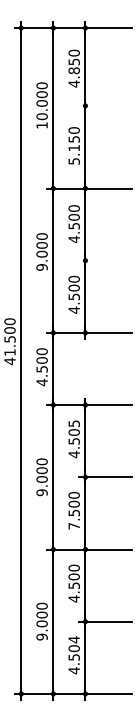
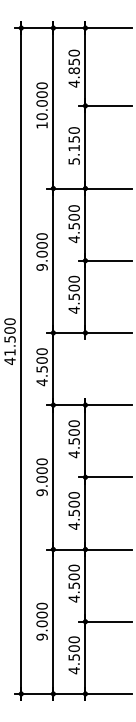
line: none -> present (105, 105)
line: none -> present (105, 260)
text: 4.505 -> 4.500 (73, 423)
text: 7.500 -> 4.500 (73, 525)
text: 4.504 -> 4.500 (73, 639)
